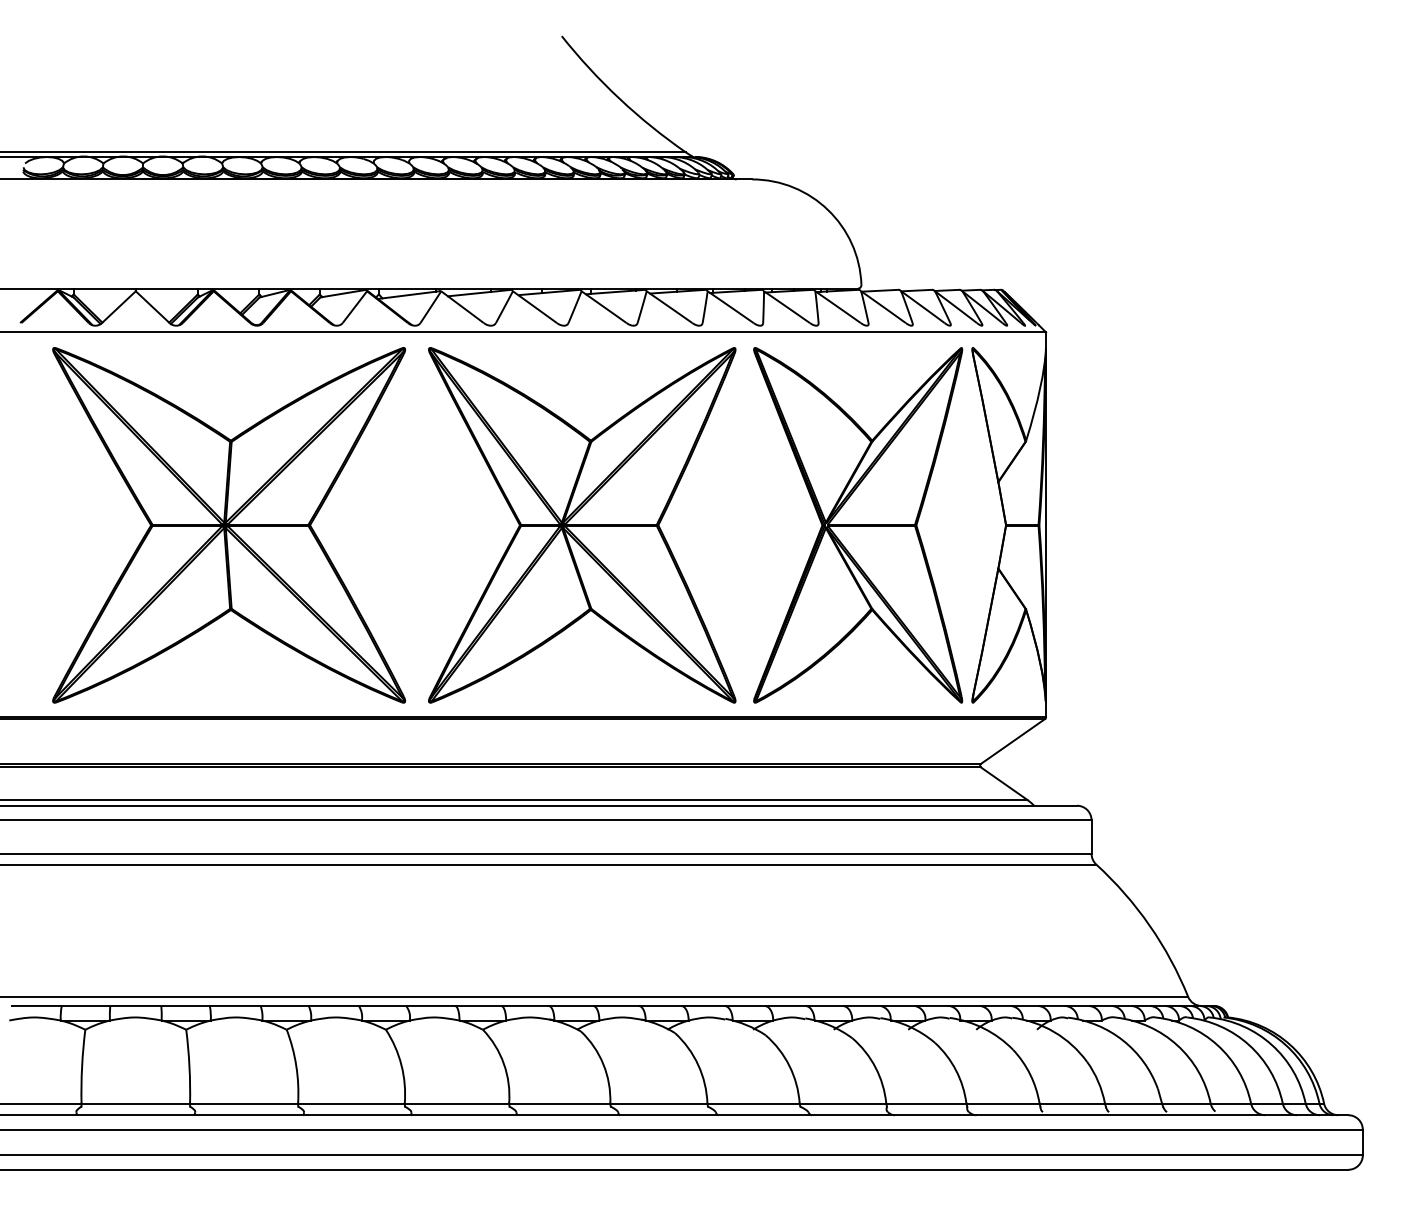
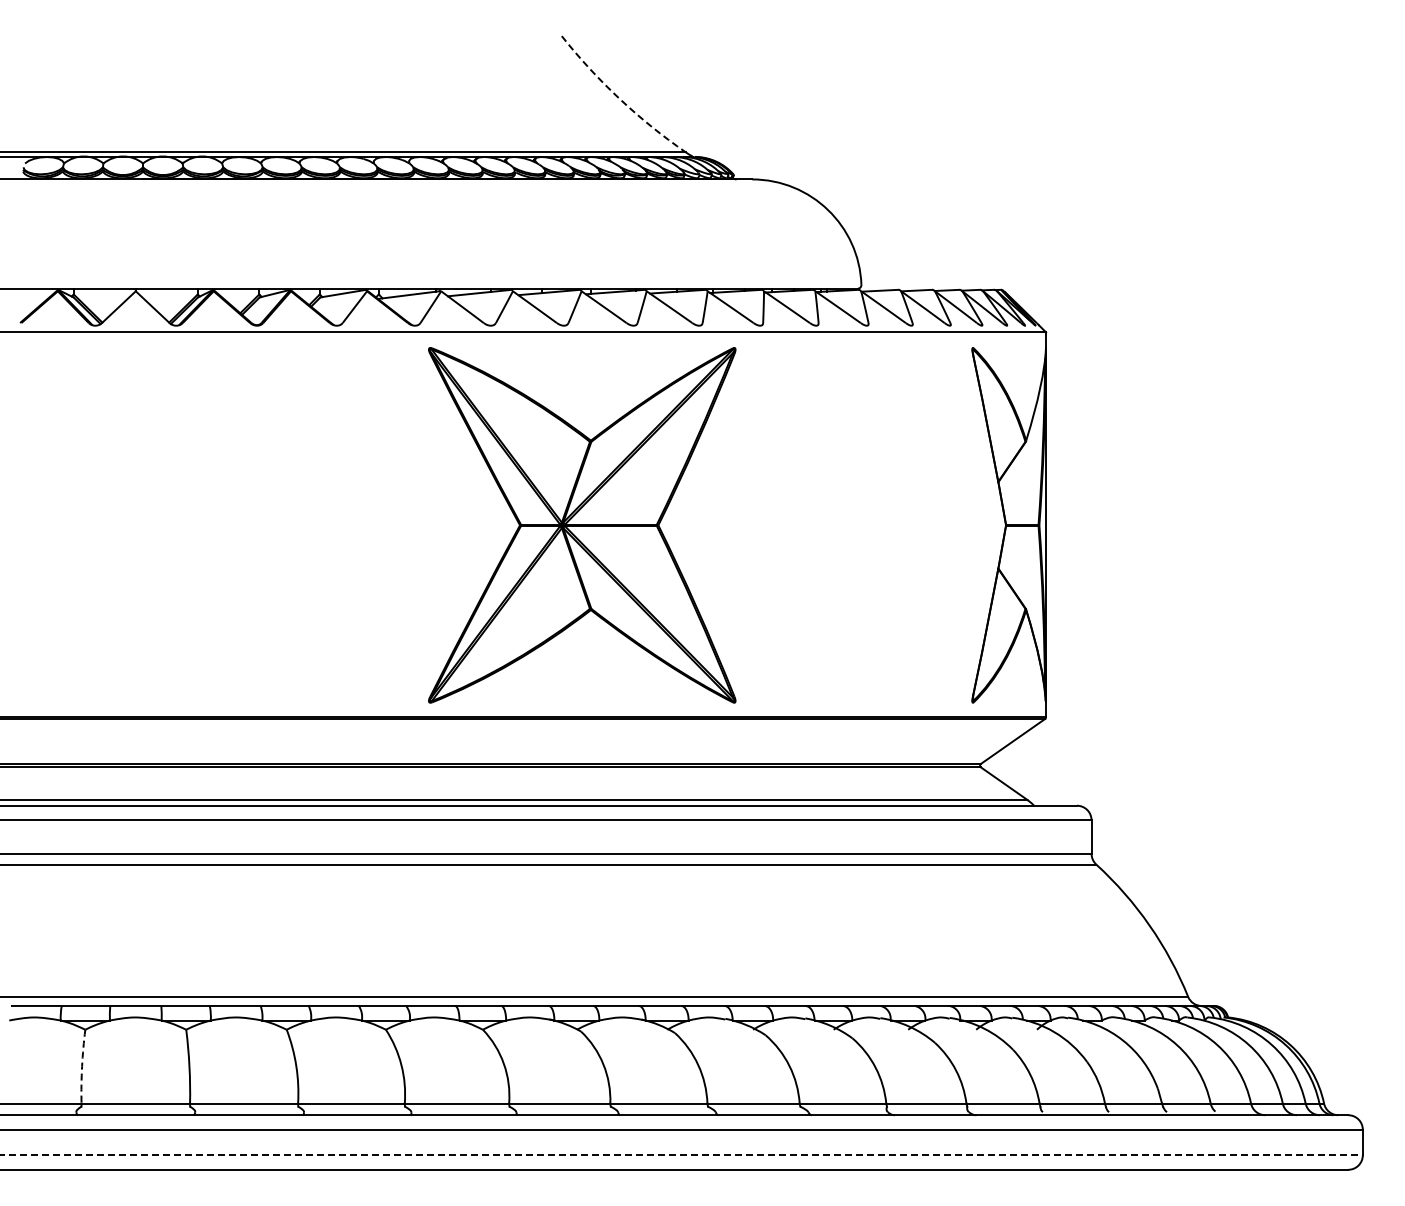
arc: solid -> dashed (619, 98)
part: present -> none (229, 525)
part: present -> none (858, 525)
arc: solid -> dashed (82, 1066)
line: solid -> dashed (682, 1155)
